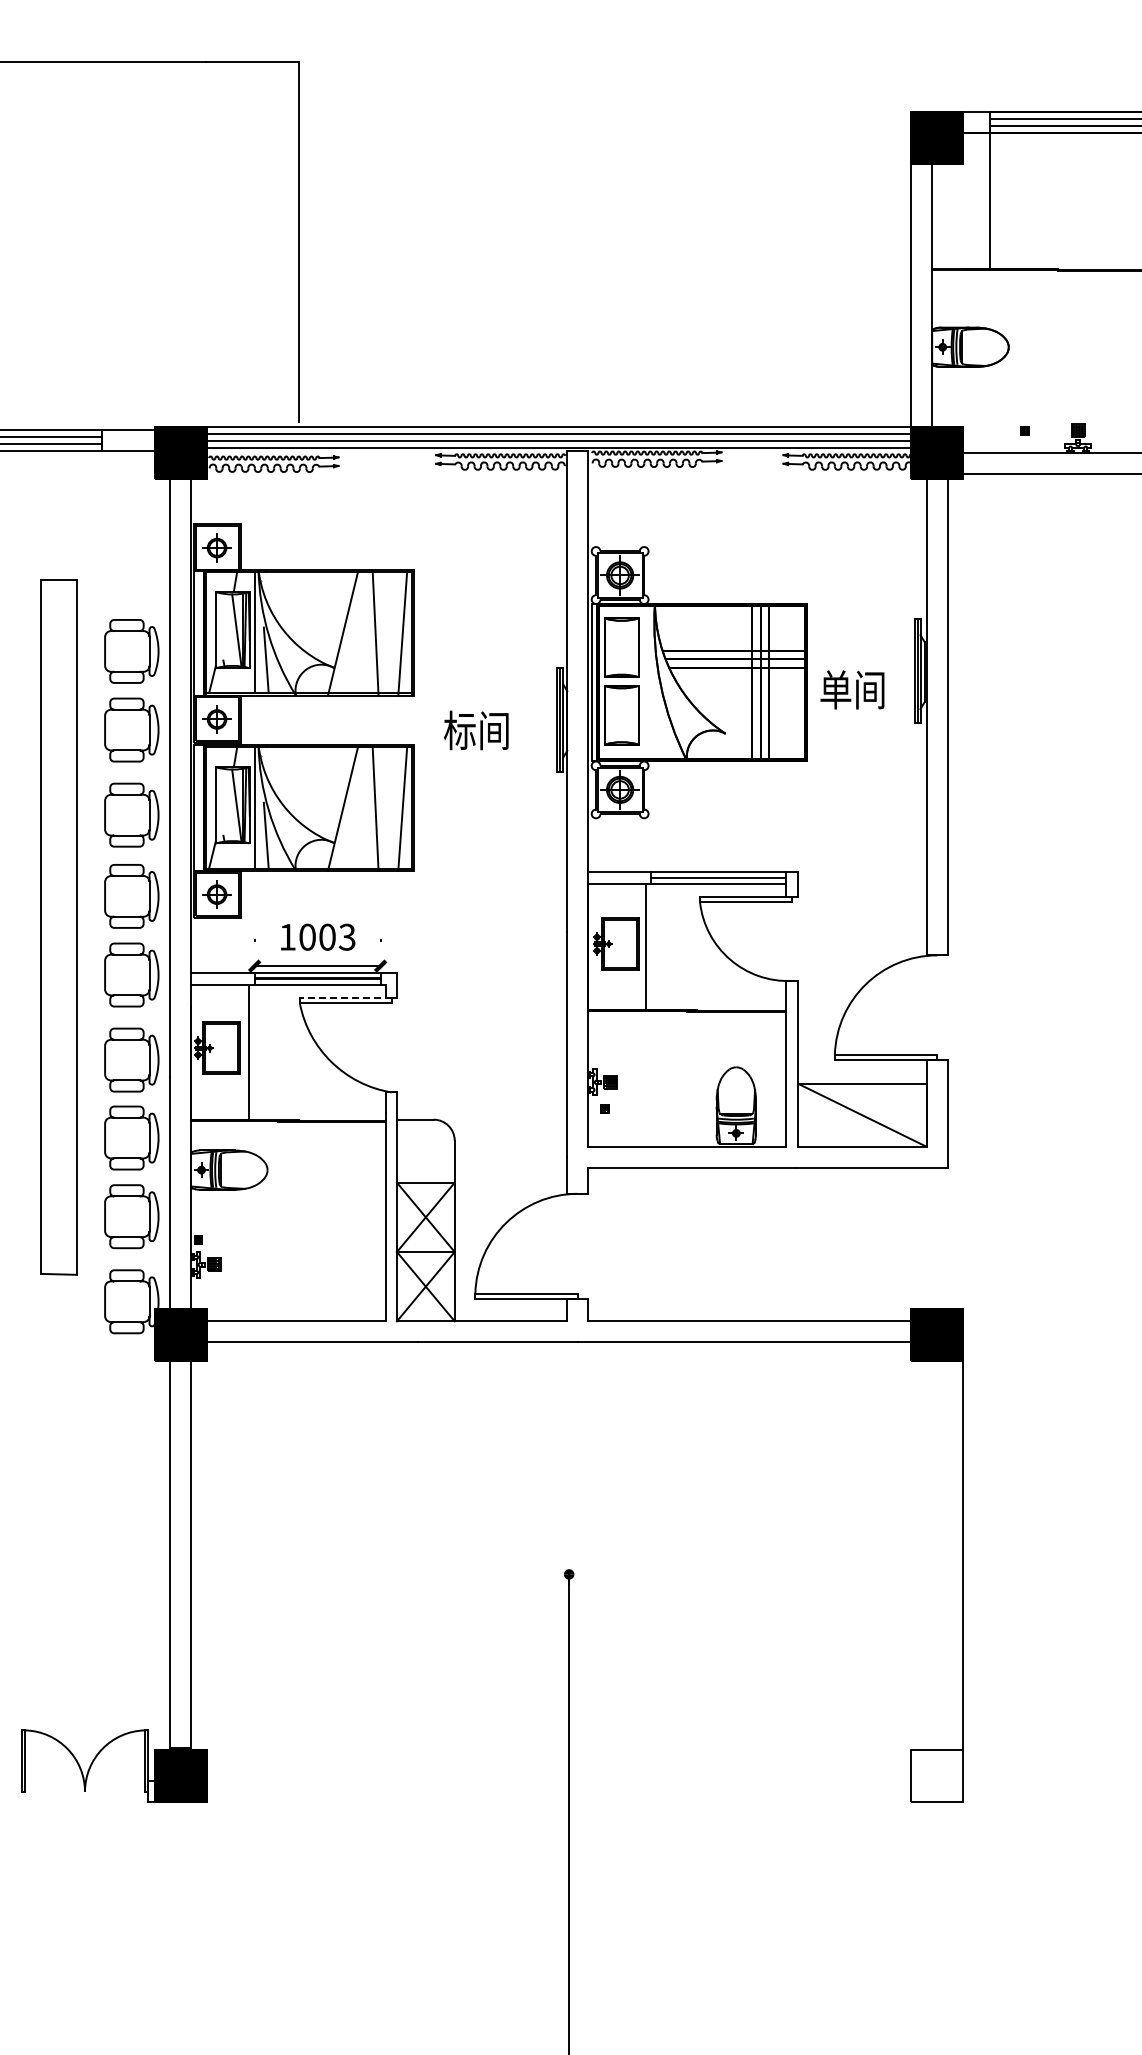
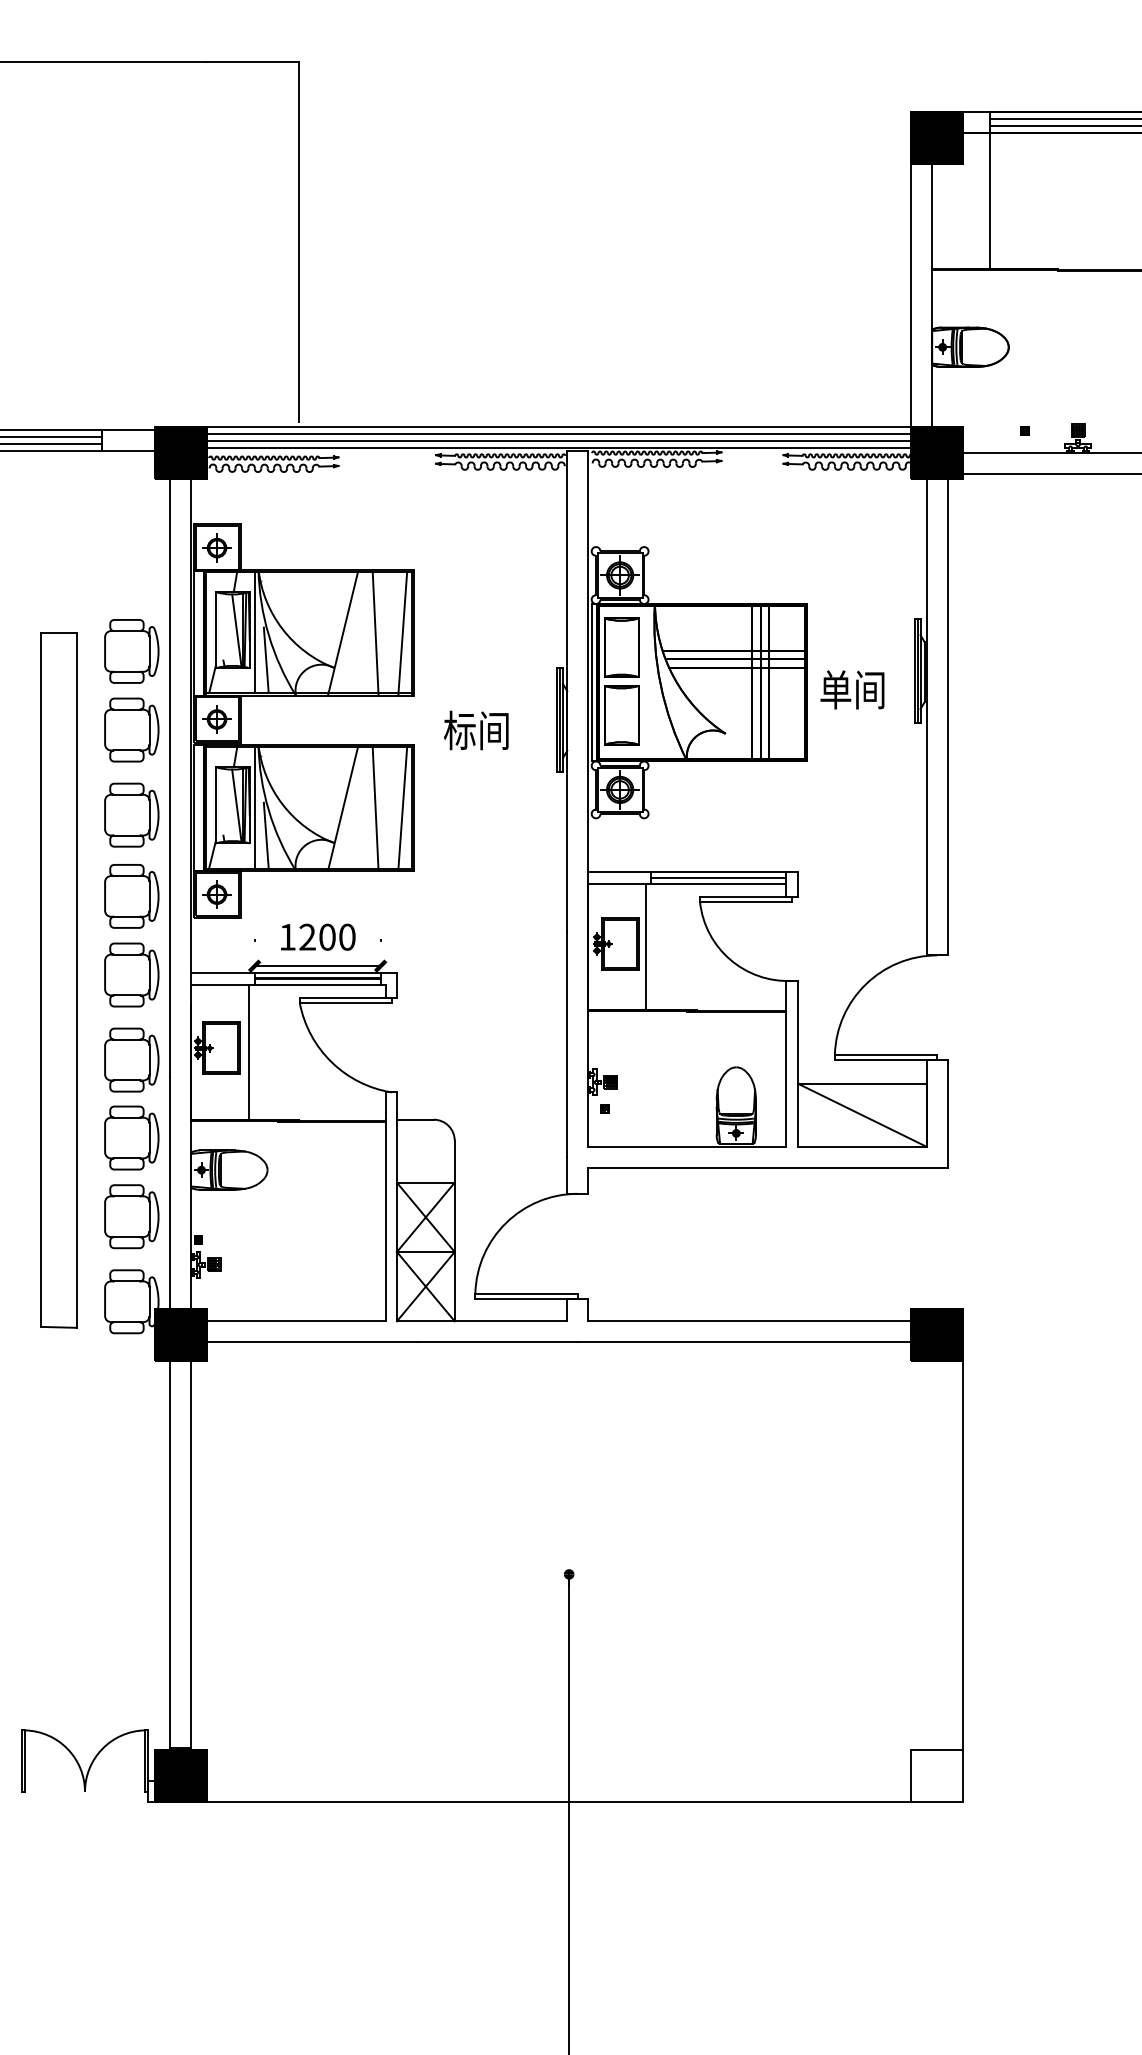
part position: (58, 927) -> (58, 980) (58, 980)
text: 1003 -> 1200 (327, 936)
line: dashed -> solid (345, 997)
line: none -> present (558, 1802)
